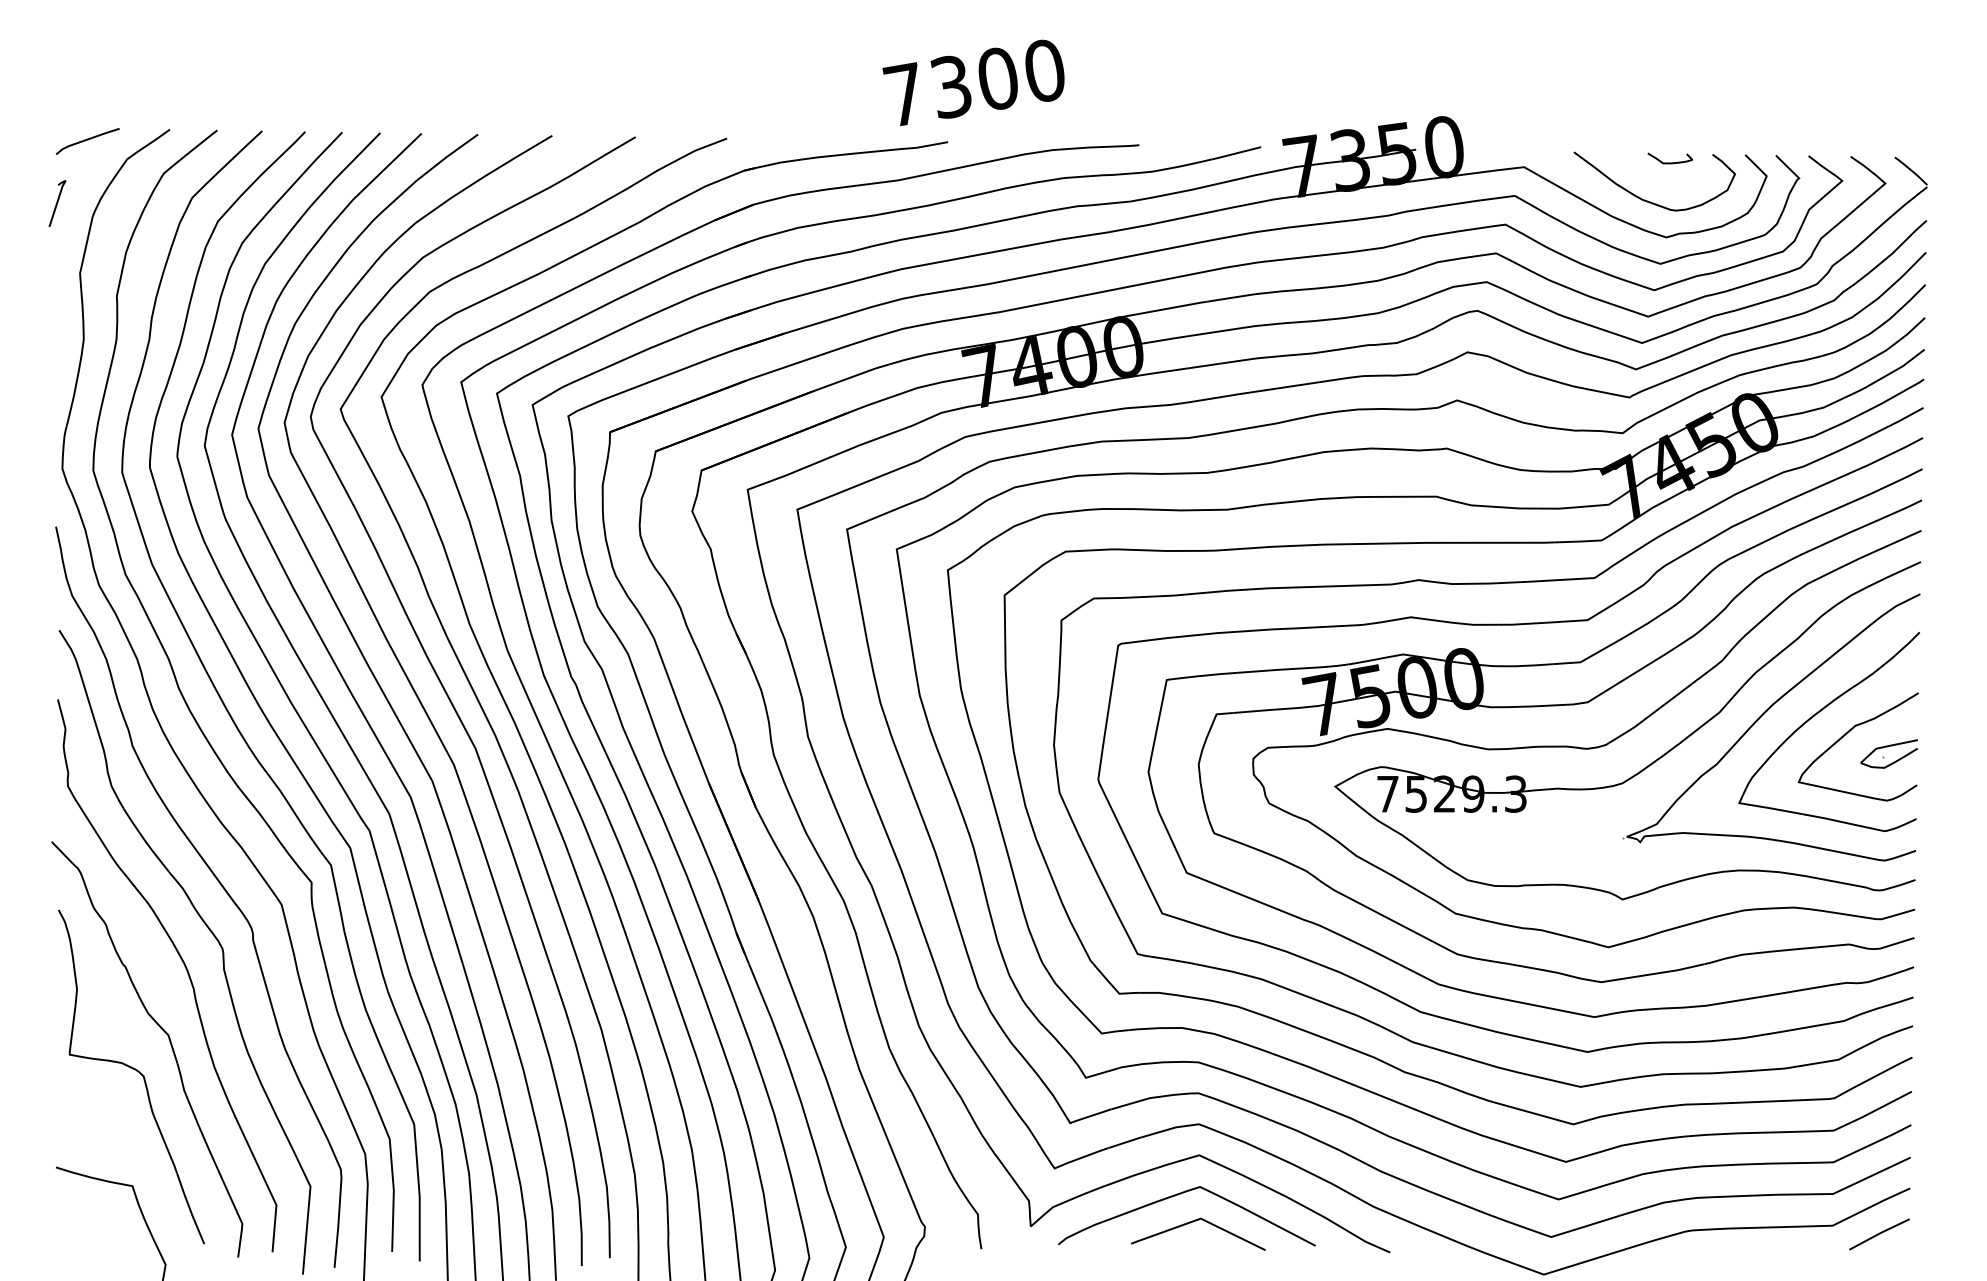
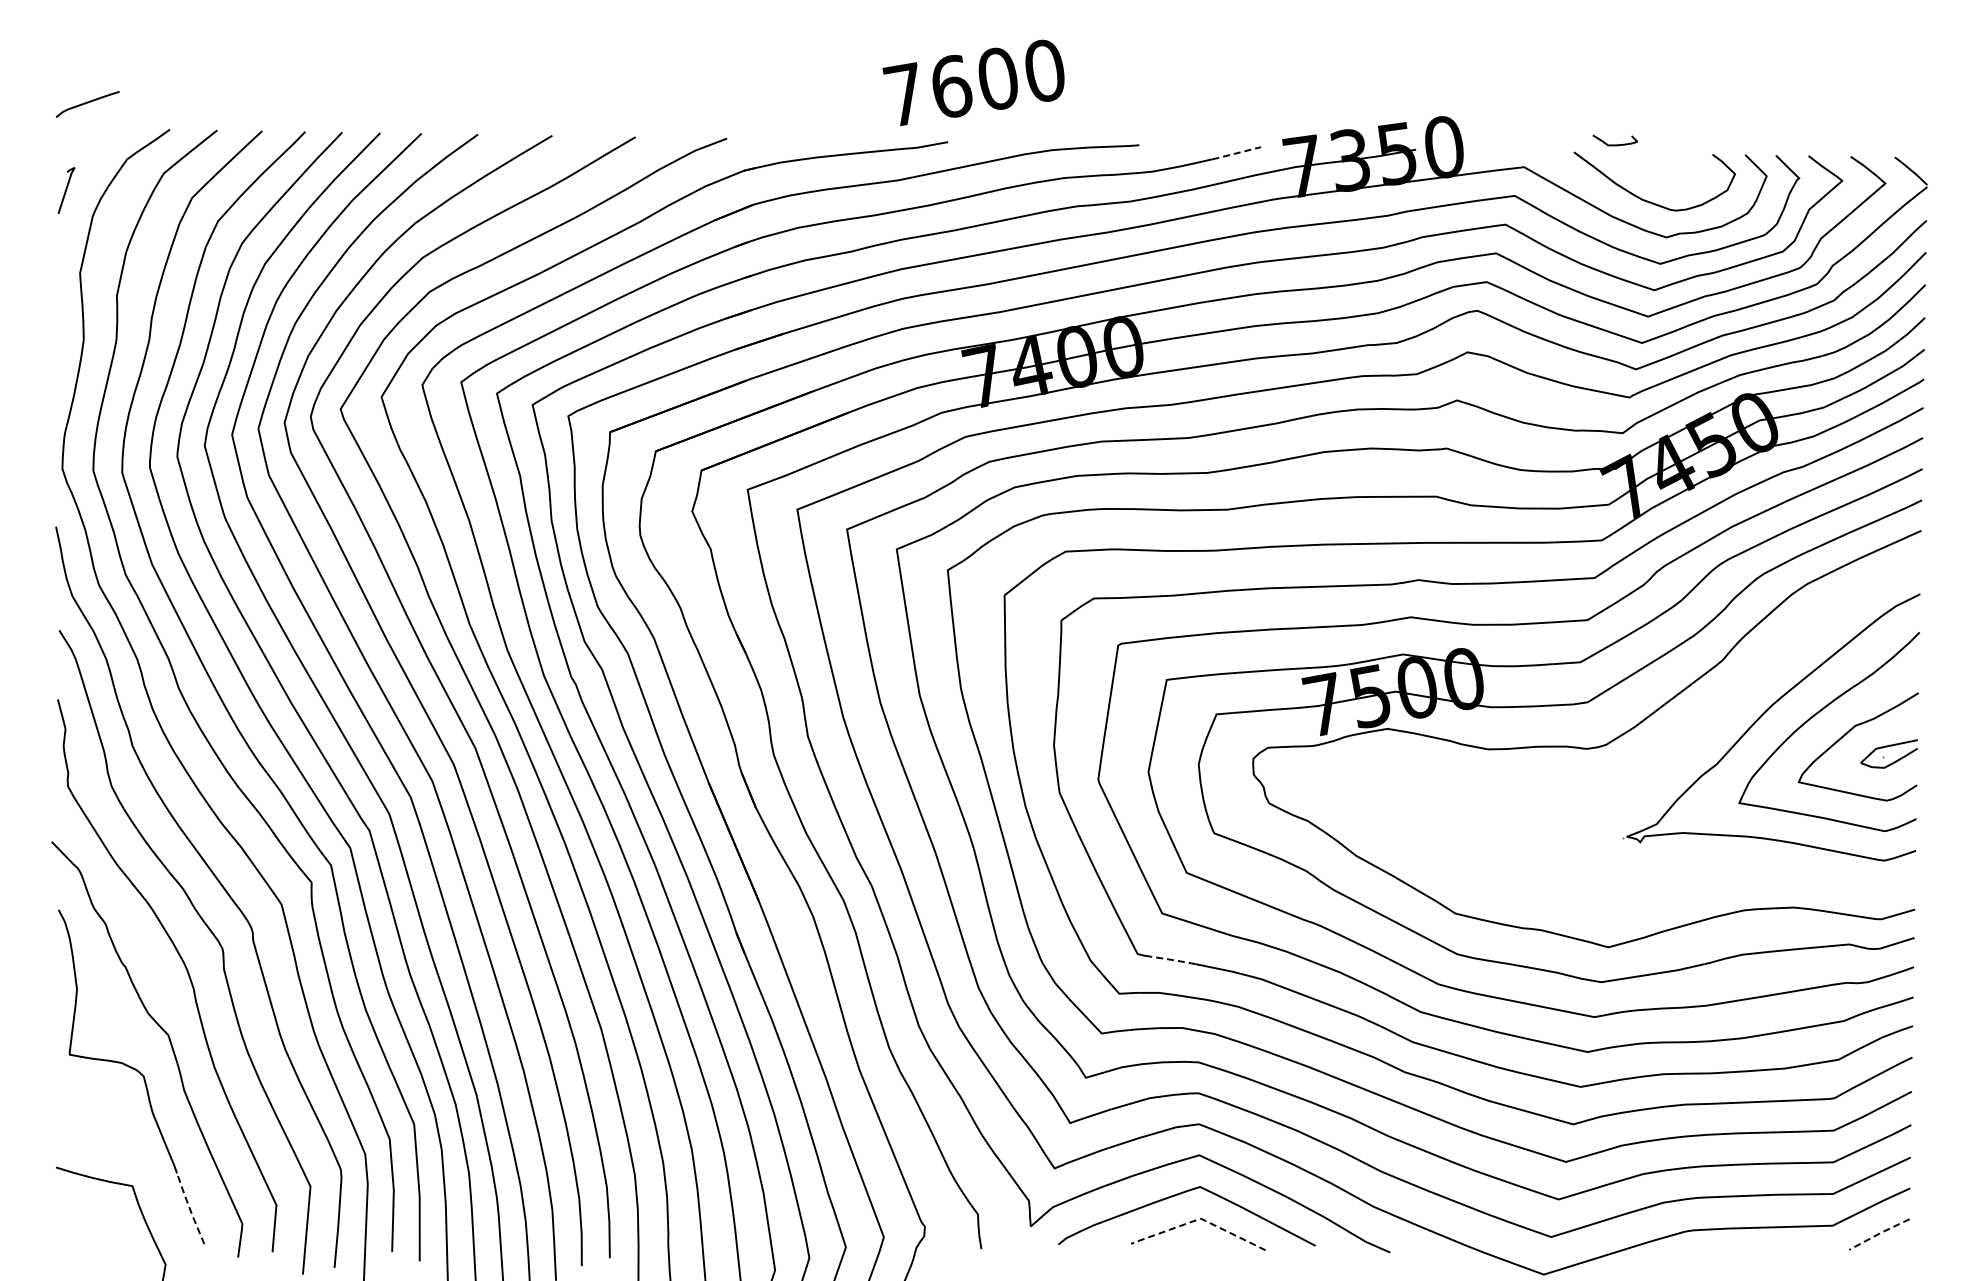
text: 7300 -> 7600 (951, 86)
curve position: (87, 140) -> (87, 103) (87, 103)
line: solid -> dashed (1236, 153)
curve position: (1669, 162) -> (1614, 144) (1614, 144)
curve position: (57, 203) -> (66, 190) (66, 190)
part: present -> none (1651, 762)
line: solid -> dashed (1172, 960)
line: solid -> dashed (189, 1208)
line: solid -> dashed (1199, 1218)
line: solid -> dashed (1879, 1233)
